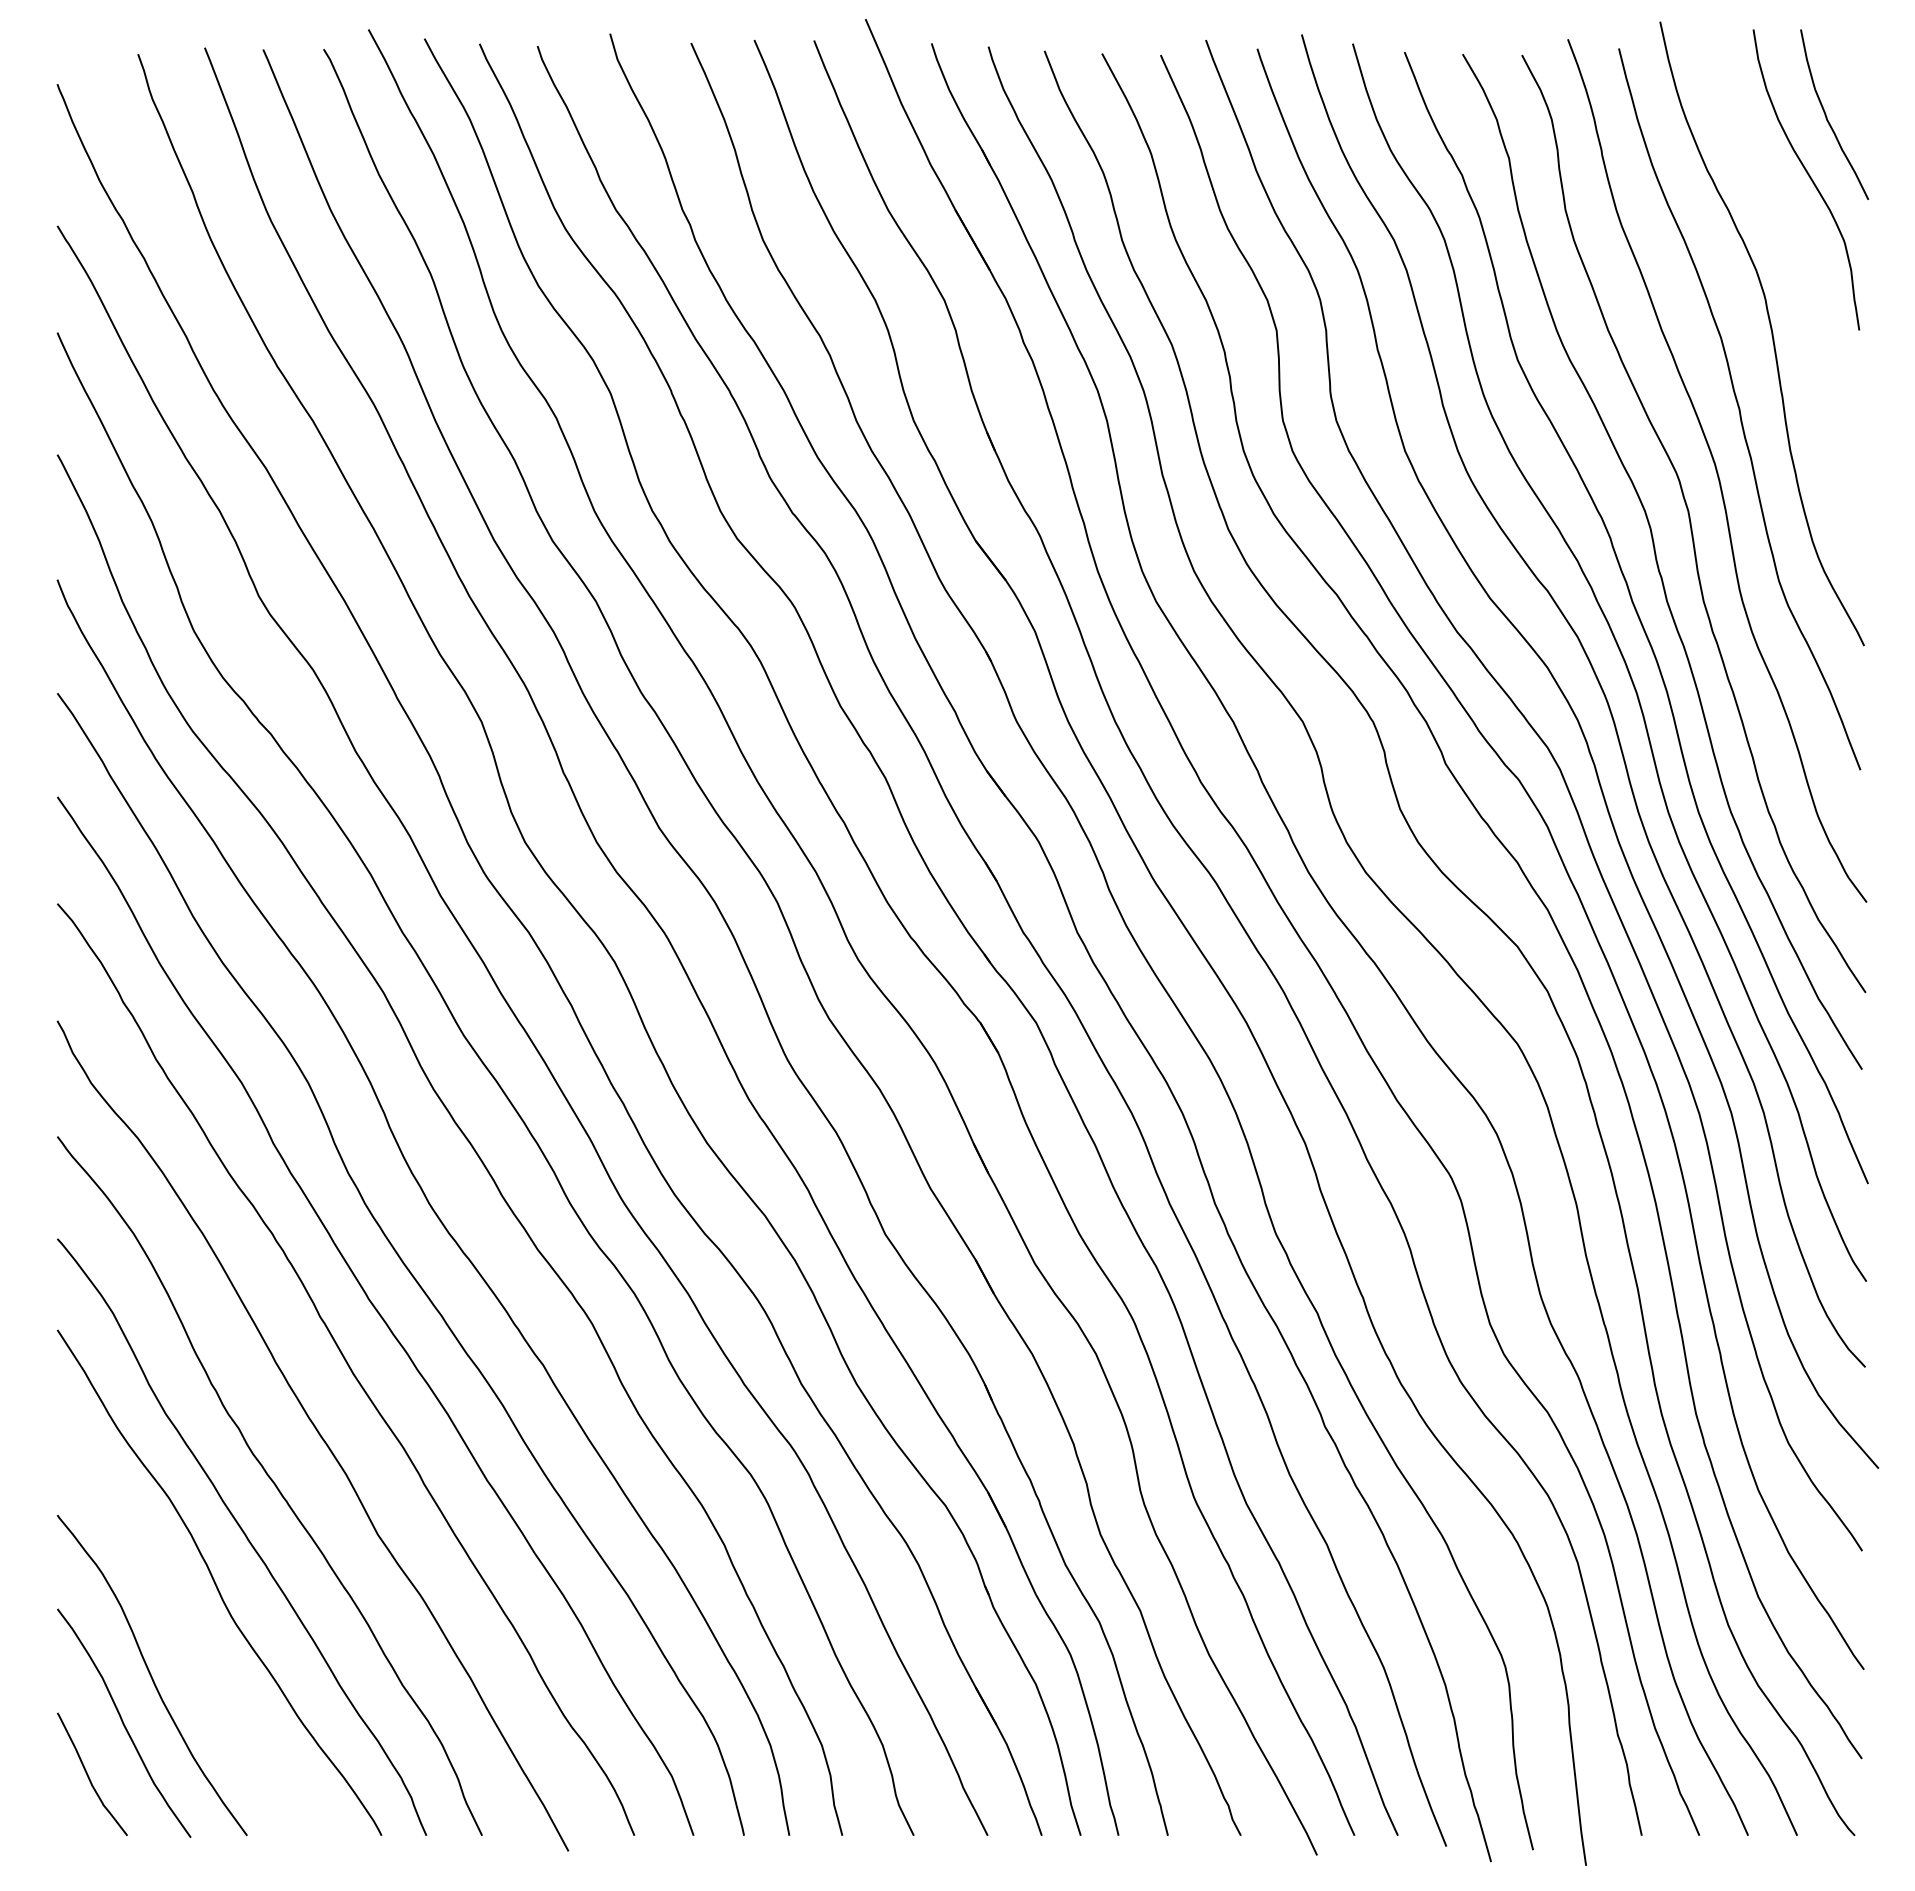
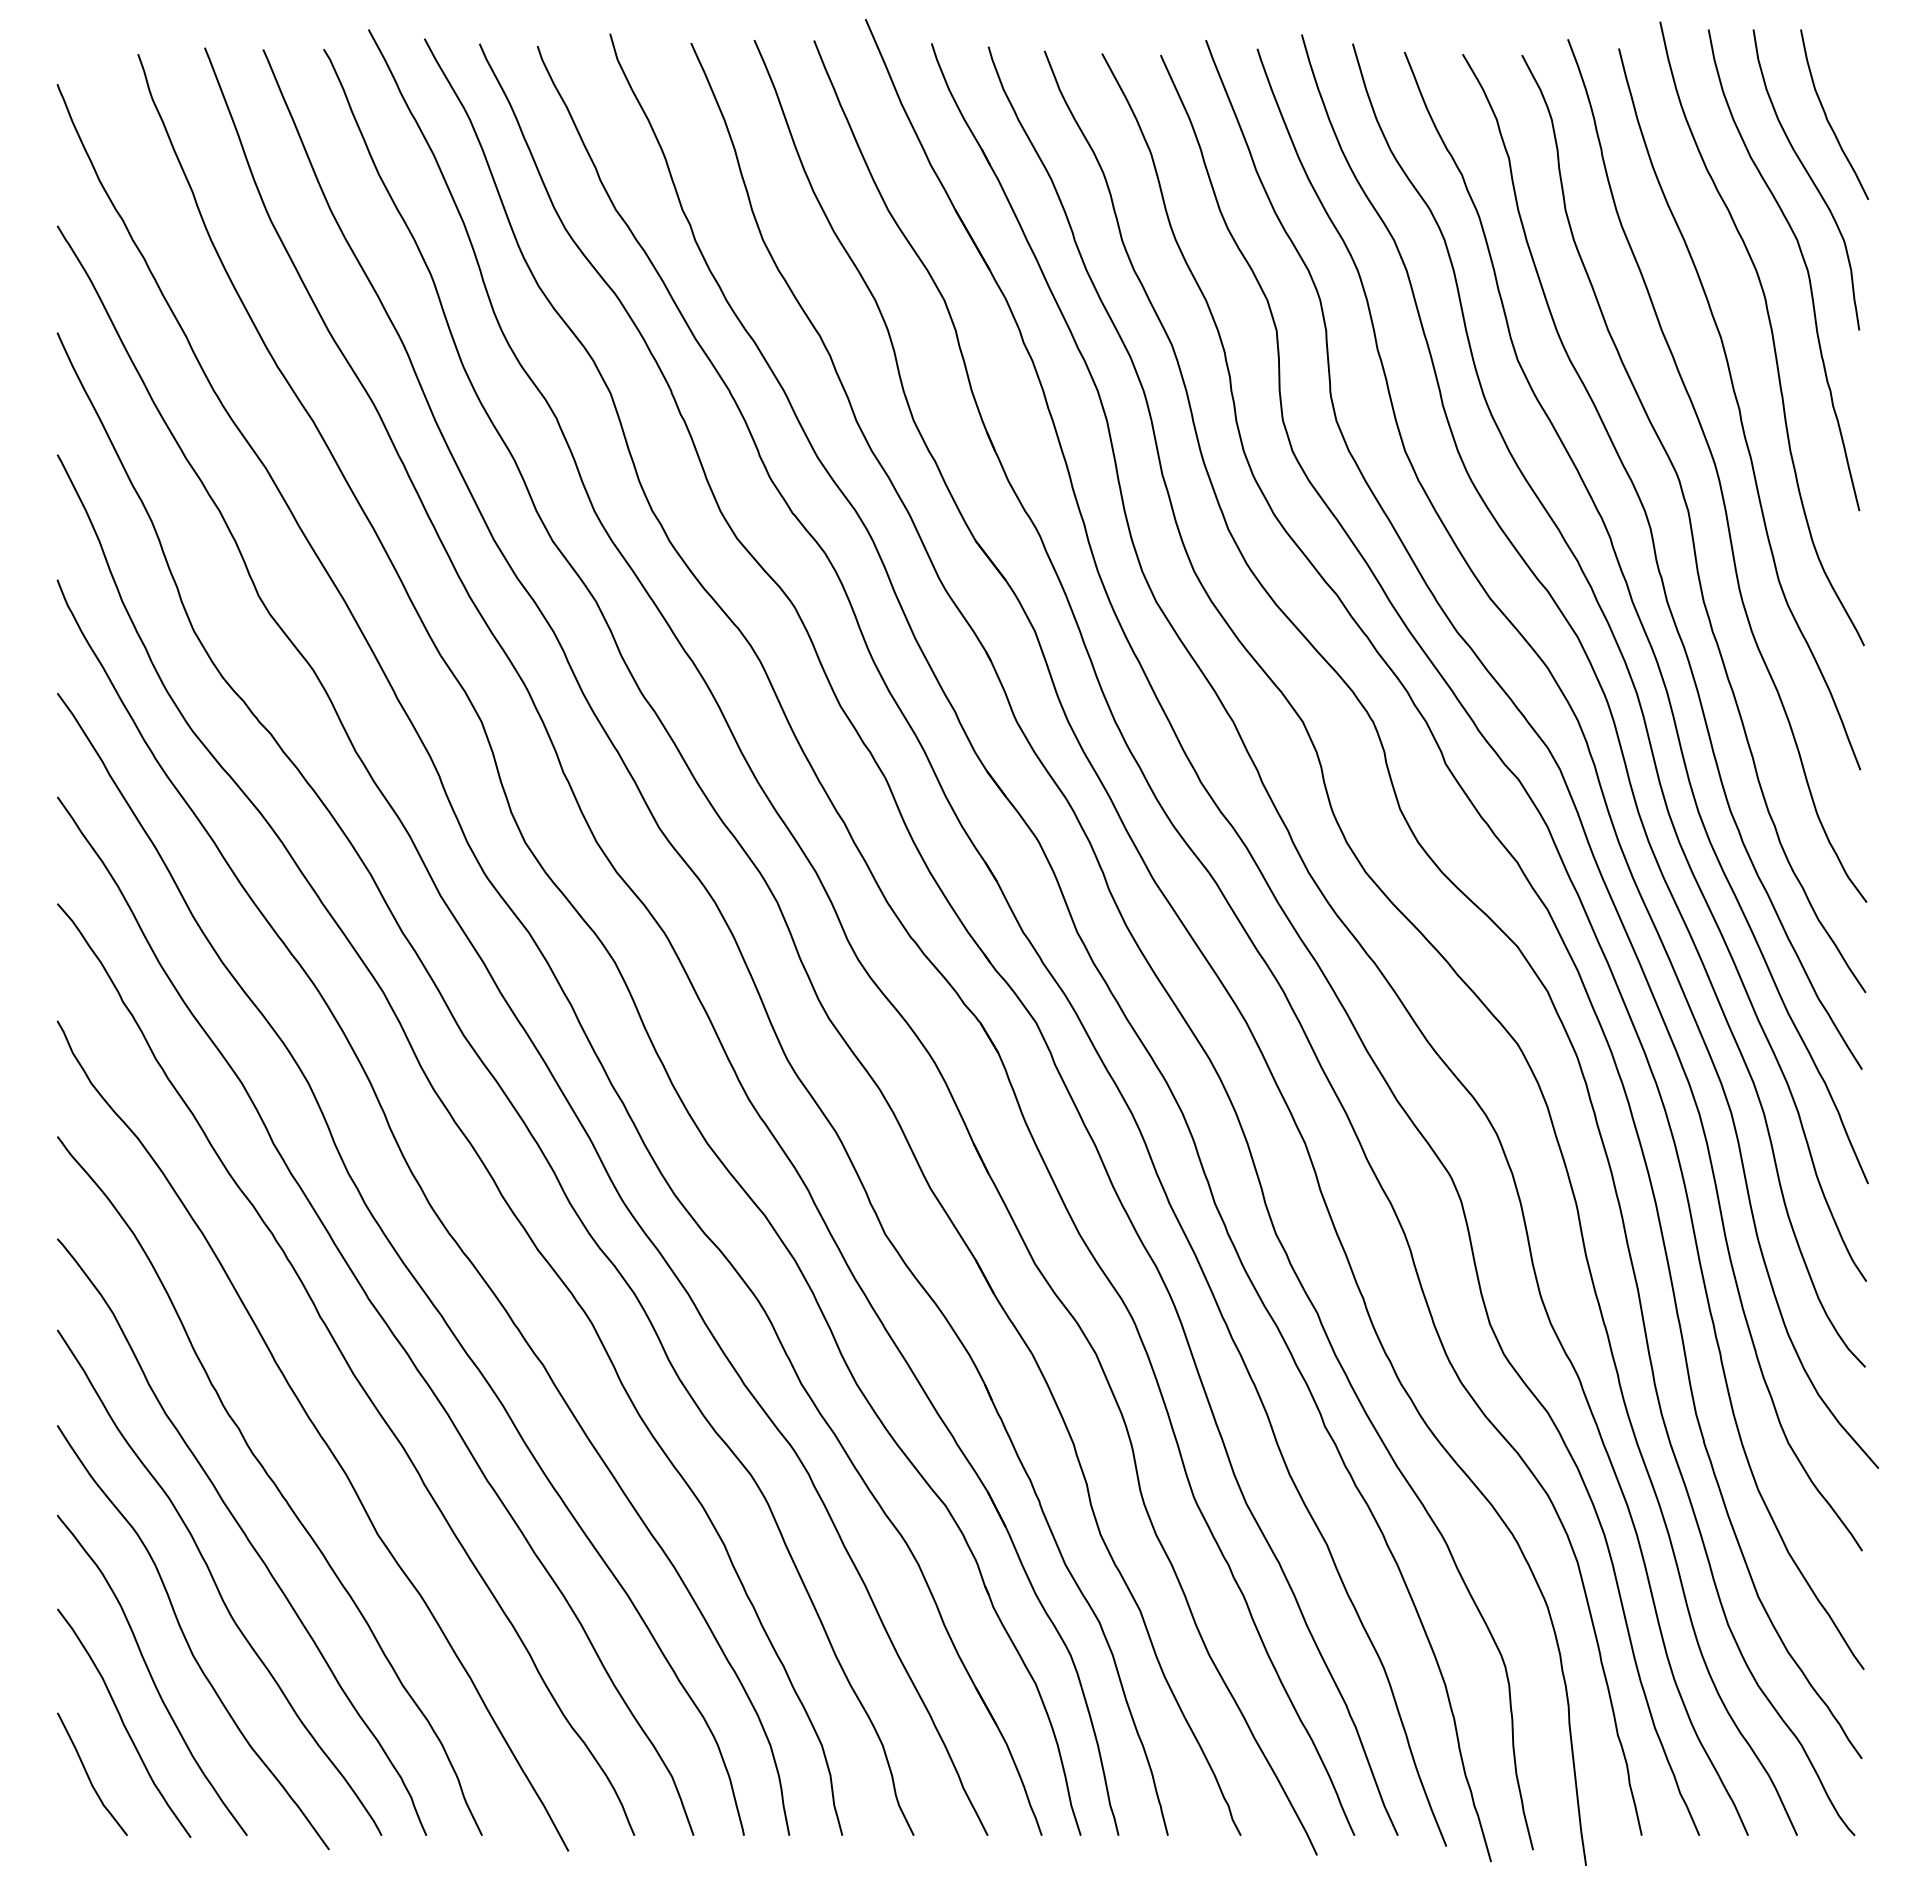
curve: none -> present (1804, 264)
curve: none -> present (187, 1640)
